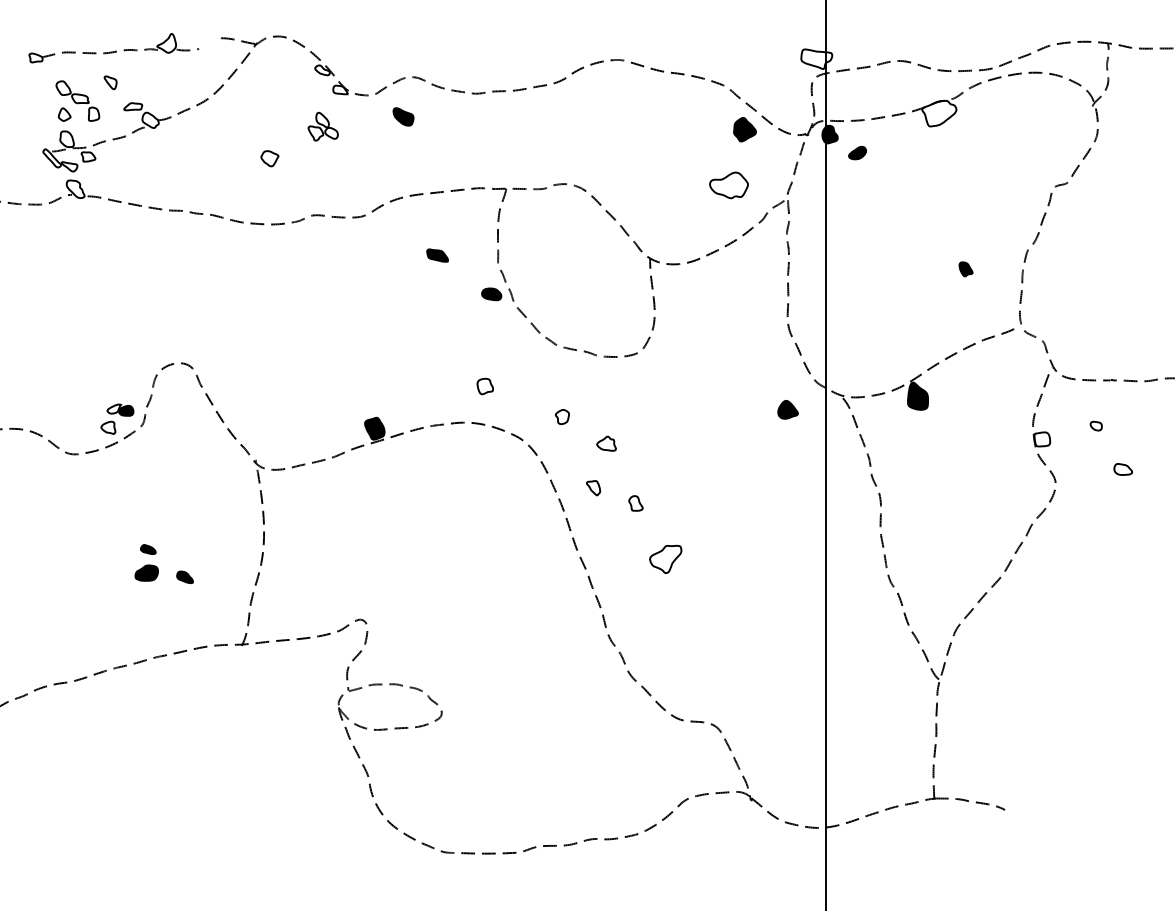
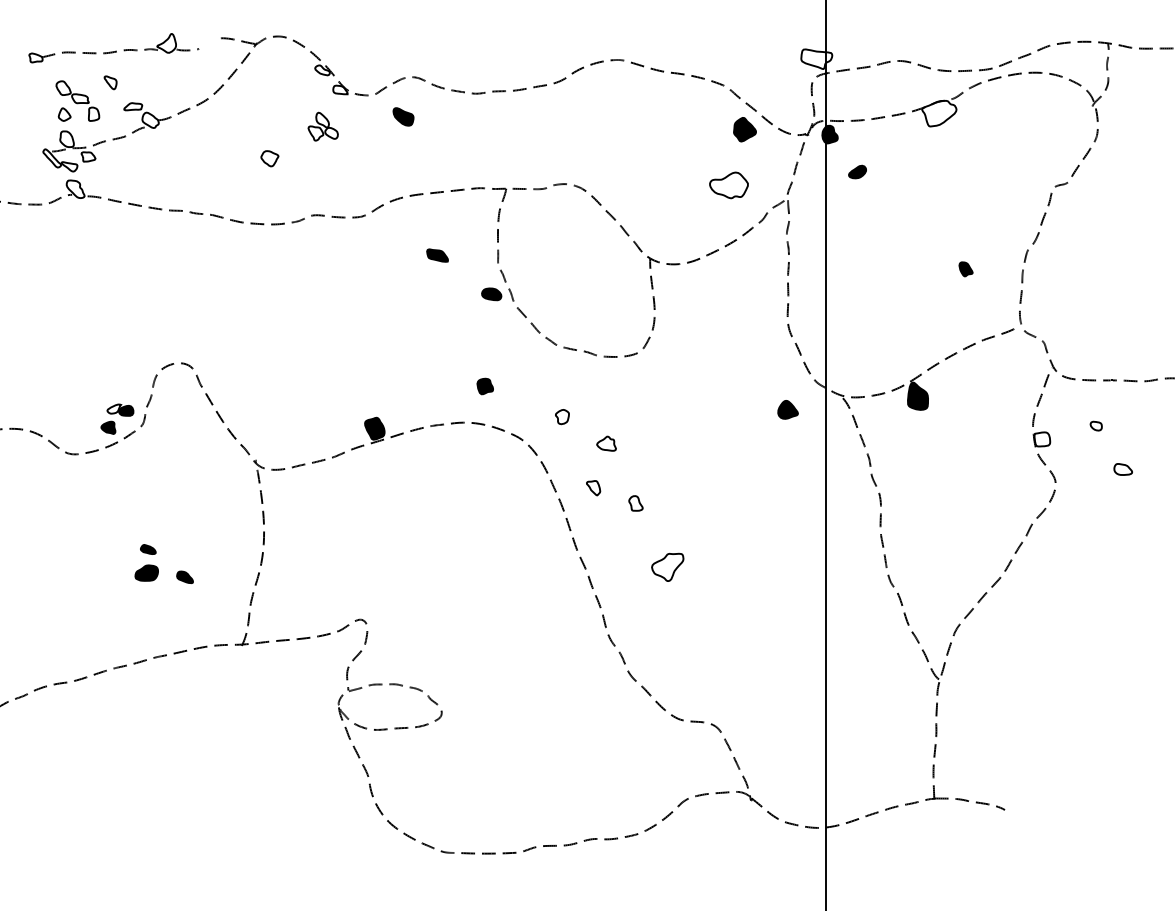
part position: (857, 152) -> (857, 171) (857, 171)
fill: none -> present (485, 386)
fill: none -> present (108, 427)
part position: (665, 558) -> (667, 566) (667, 566)
